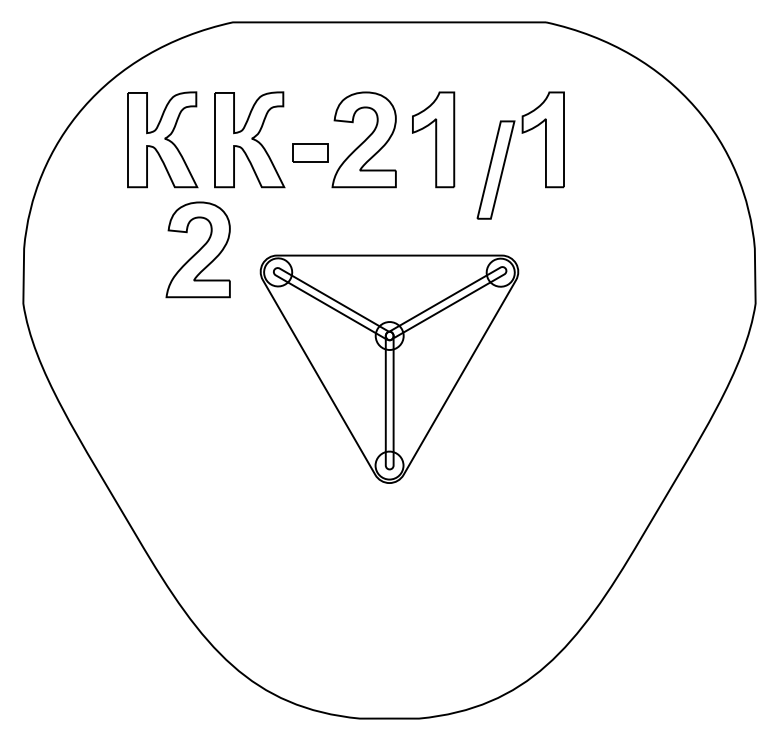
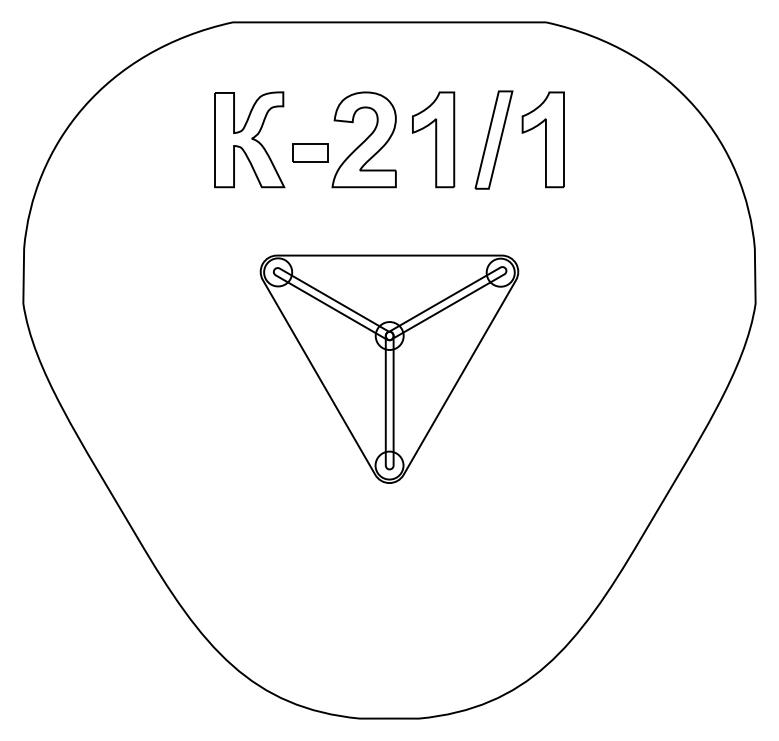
part: present -> none (162, 139)
part position: (495, 169) -> (493, 139) (493, 139)
part: present -> none (197, 249)
